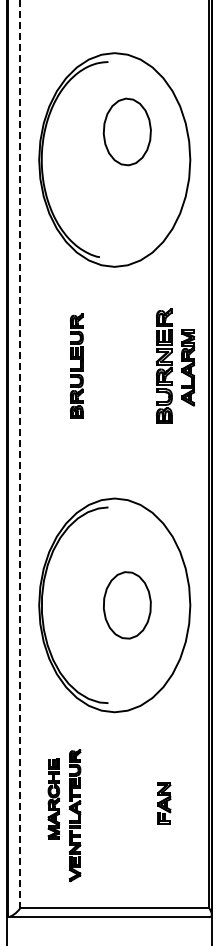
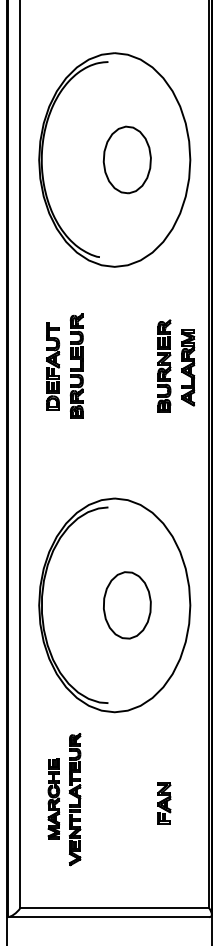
part position: (126, 131) -> (126, 159) (126, 159)
part size: 18x116 px -> 15x94 px (164, 365)
part: none -> present (53, 366)
line: dashed -> solid (20, 454)
part position: (74, 815) -> (74, 799) (74, 799)
